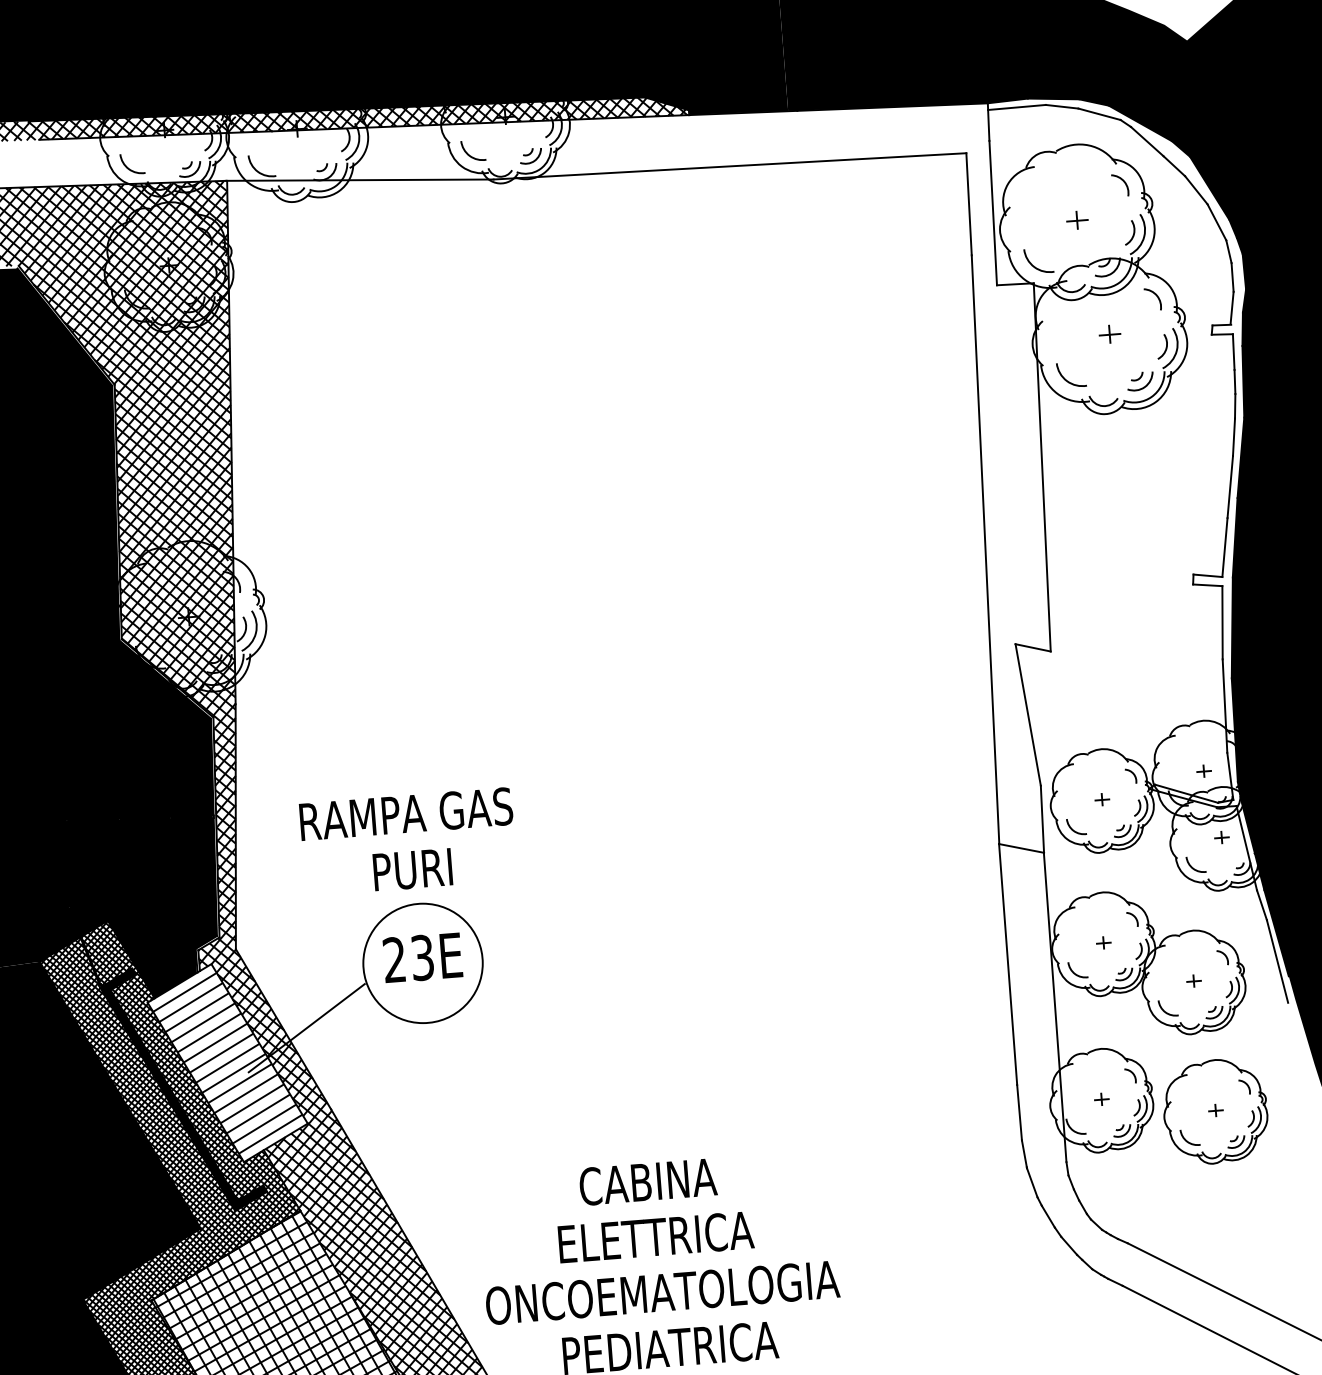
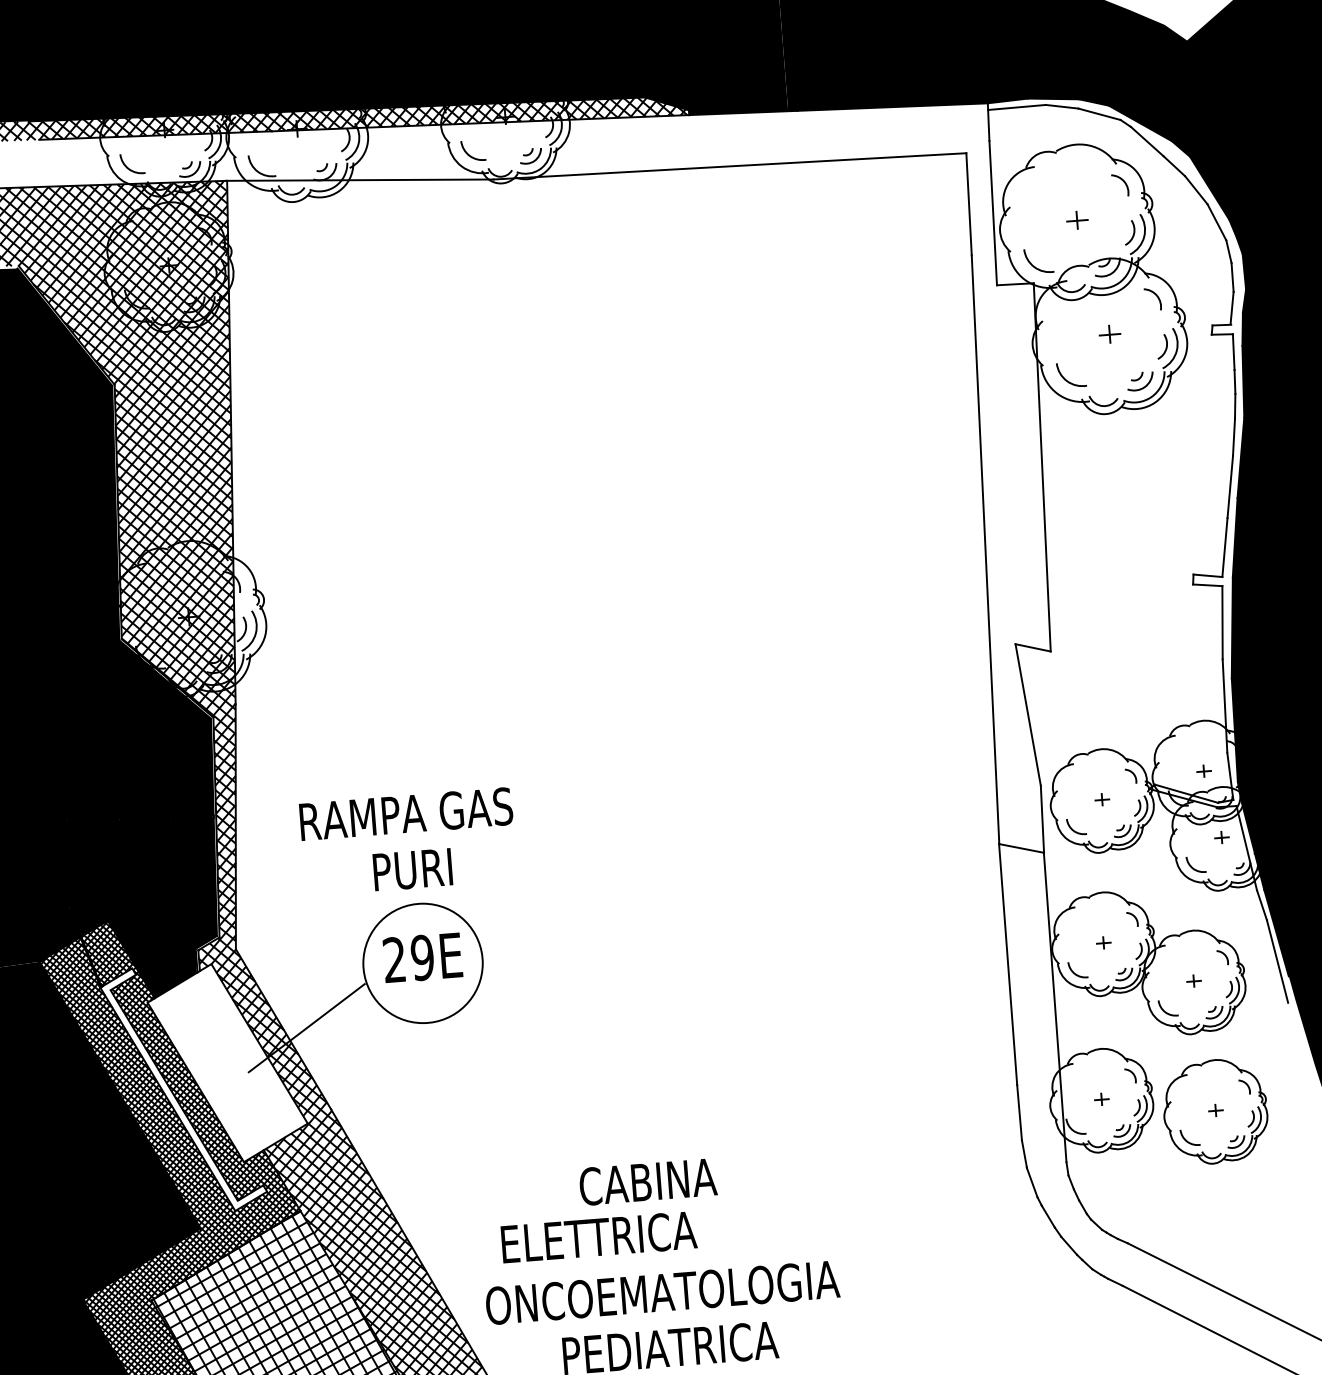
text: 23E -> 29E (421, 957)
hatch: present -> none (227, 1062)
fill: present -> none (183, 1089)
text position: (655, 1237) -> (598, 1237) (598, 1237)
